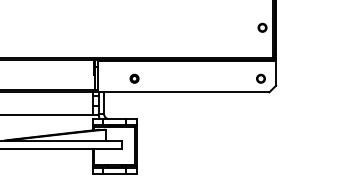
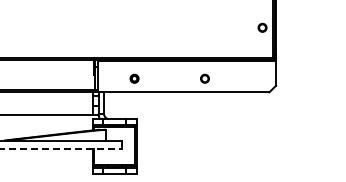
part position: (260, 78) -> (204, 78) (204, 78)
line: solid -> dashed (61, 149)
